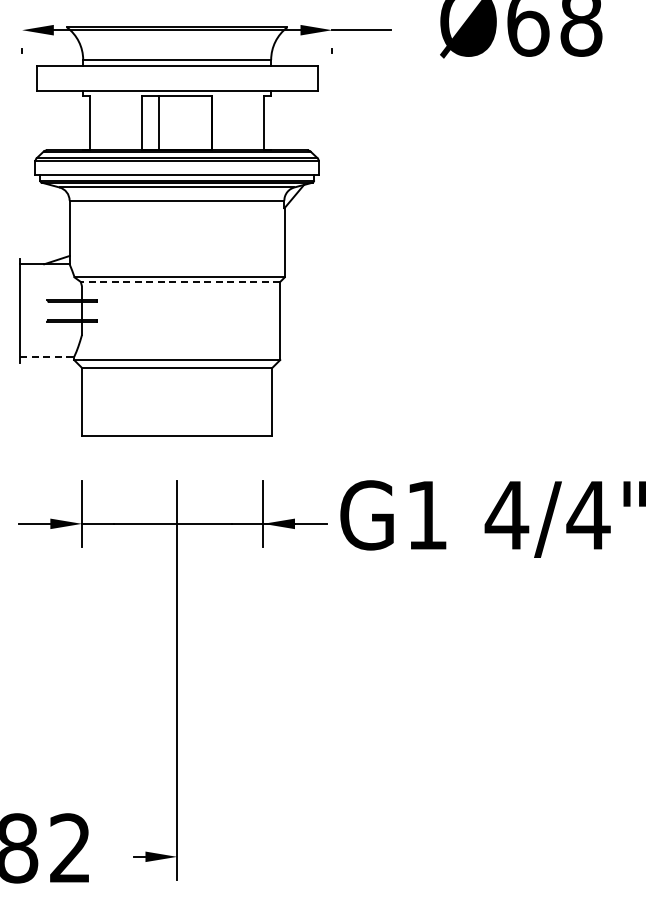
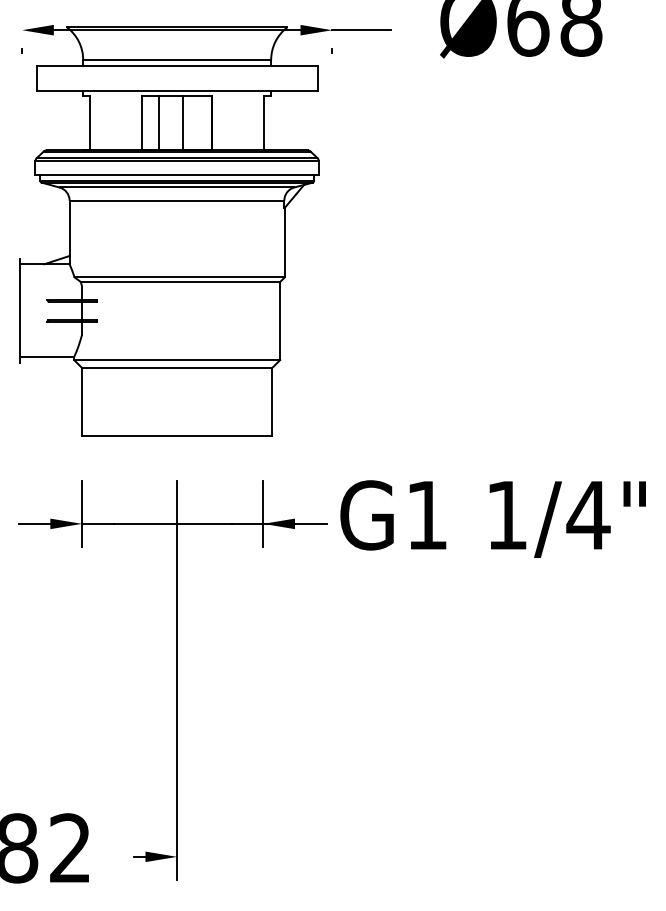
line: none -> present (182, 122)
line: dashed -> solid (180, 281)
line: dashed -> solid (47, 357)
text: 4/4" -> 1/4" (506, 515)
